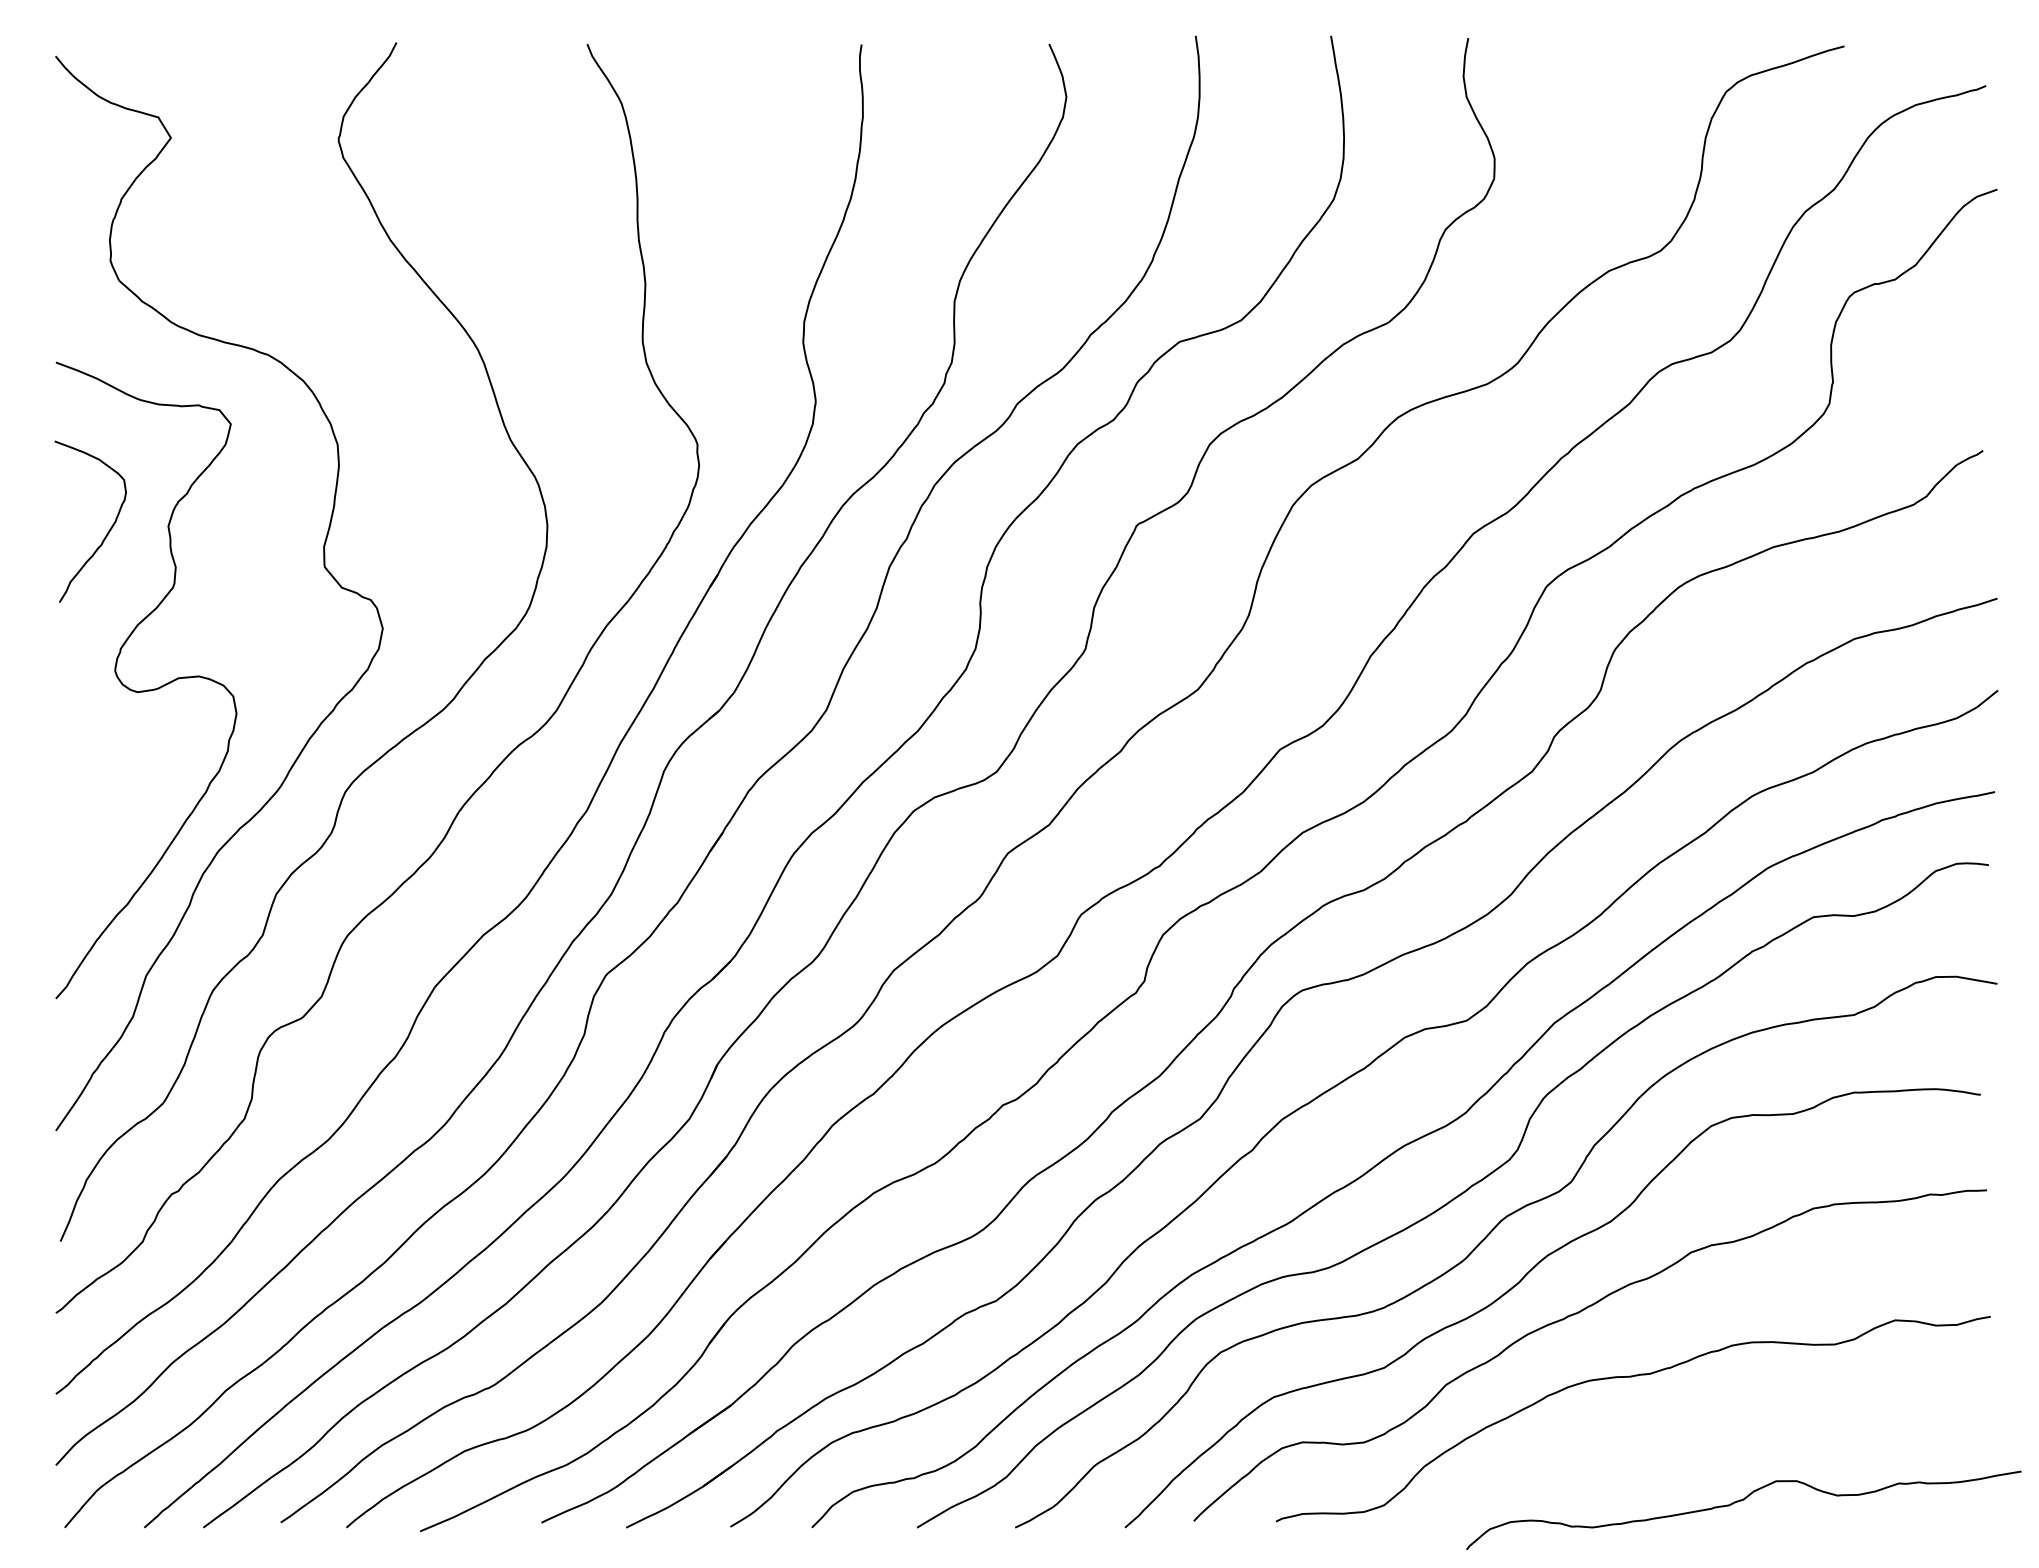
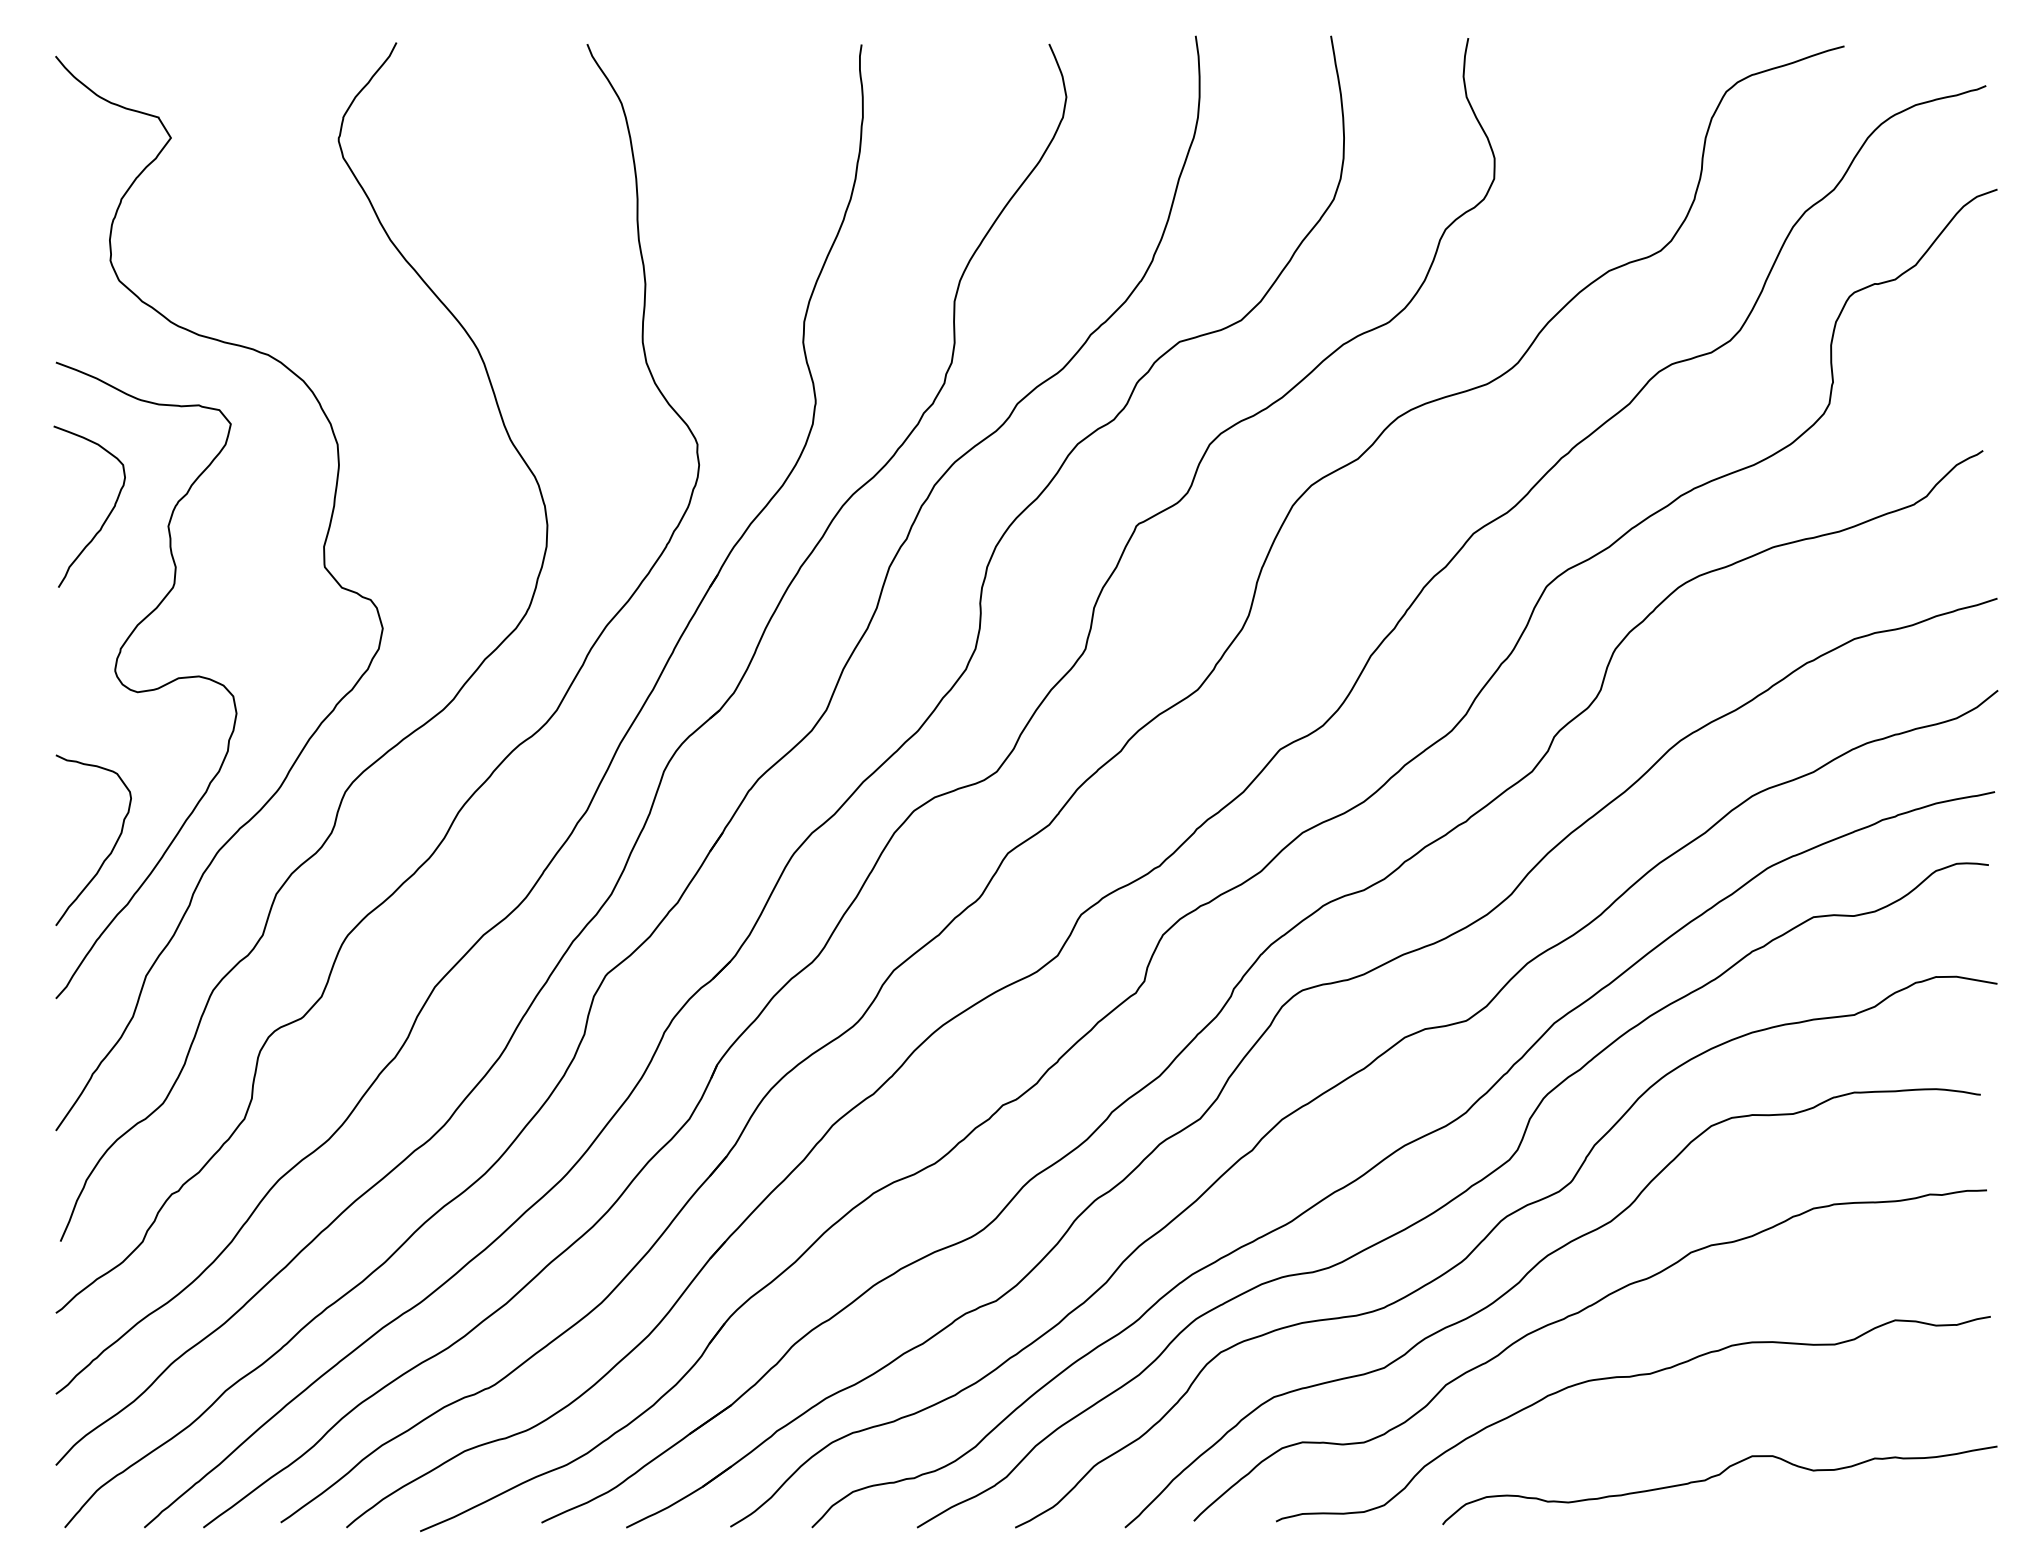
curve position: (108, 530) -> (107, 515) (107, 515)
curve: none -> present (111, 849)
curve position: (1741, 1501) -> (1717, 1476) (1717, 1476)
